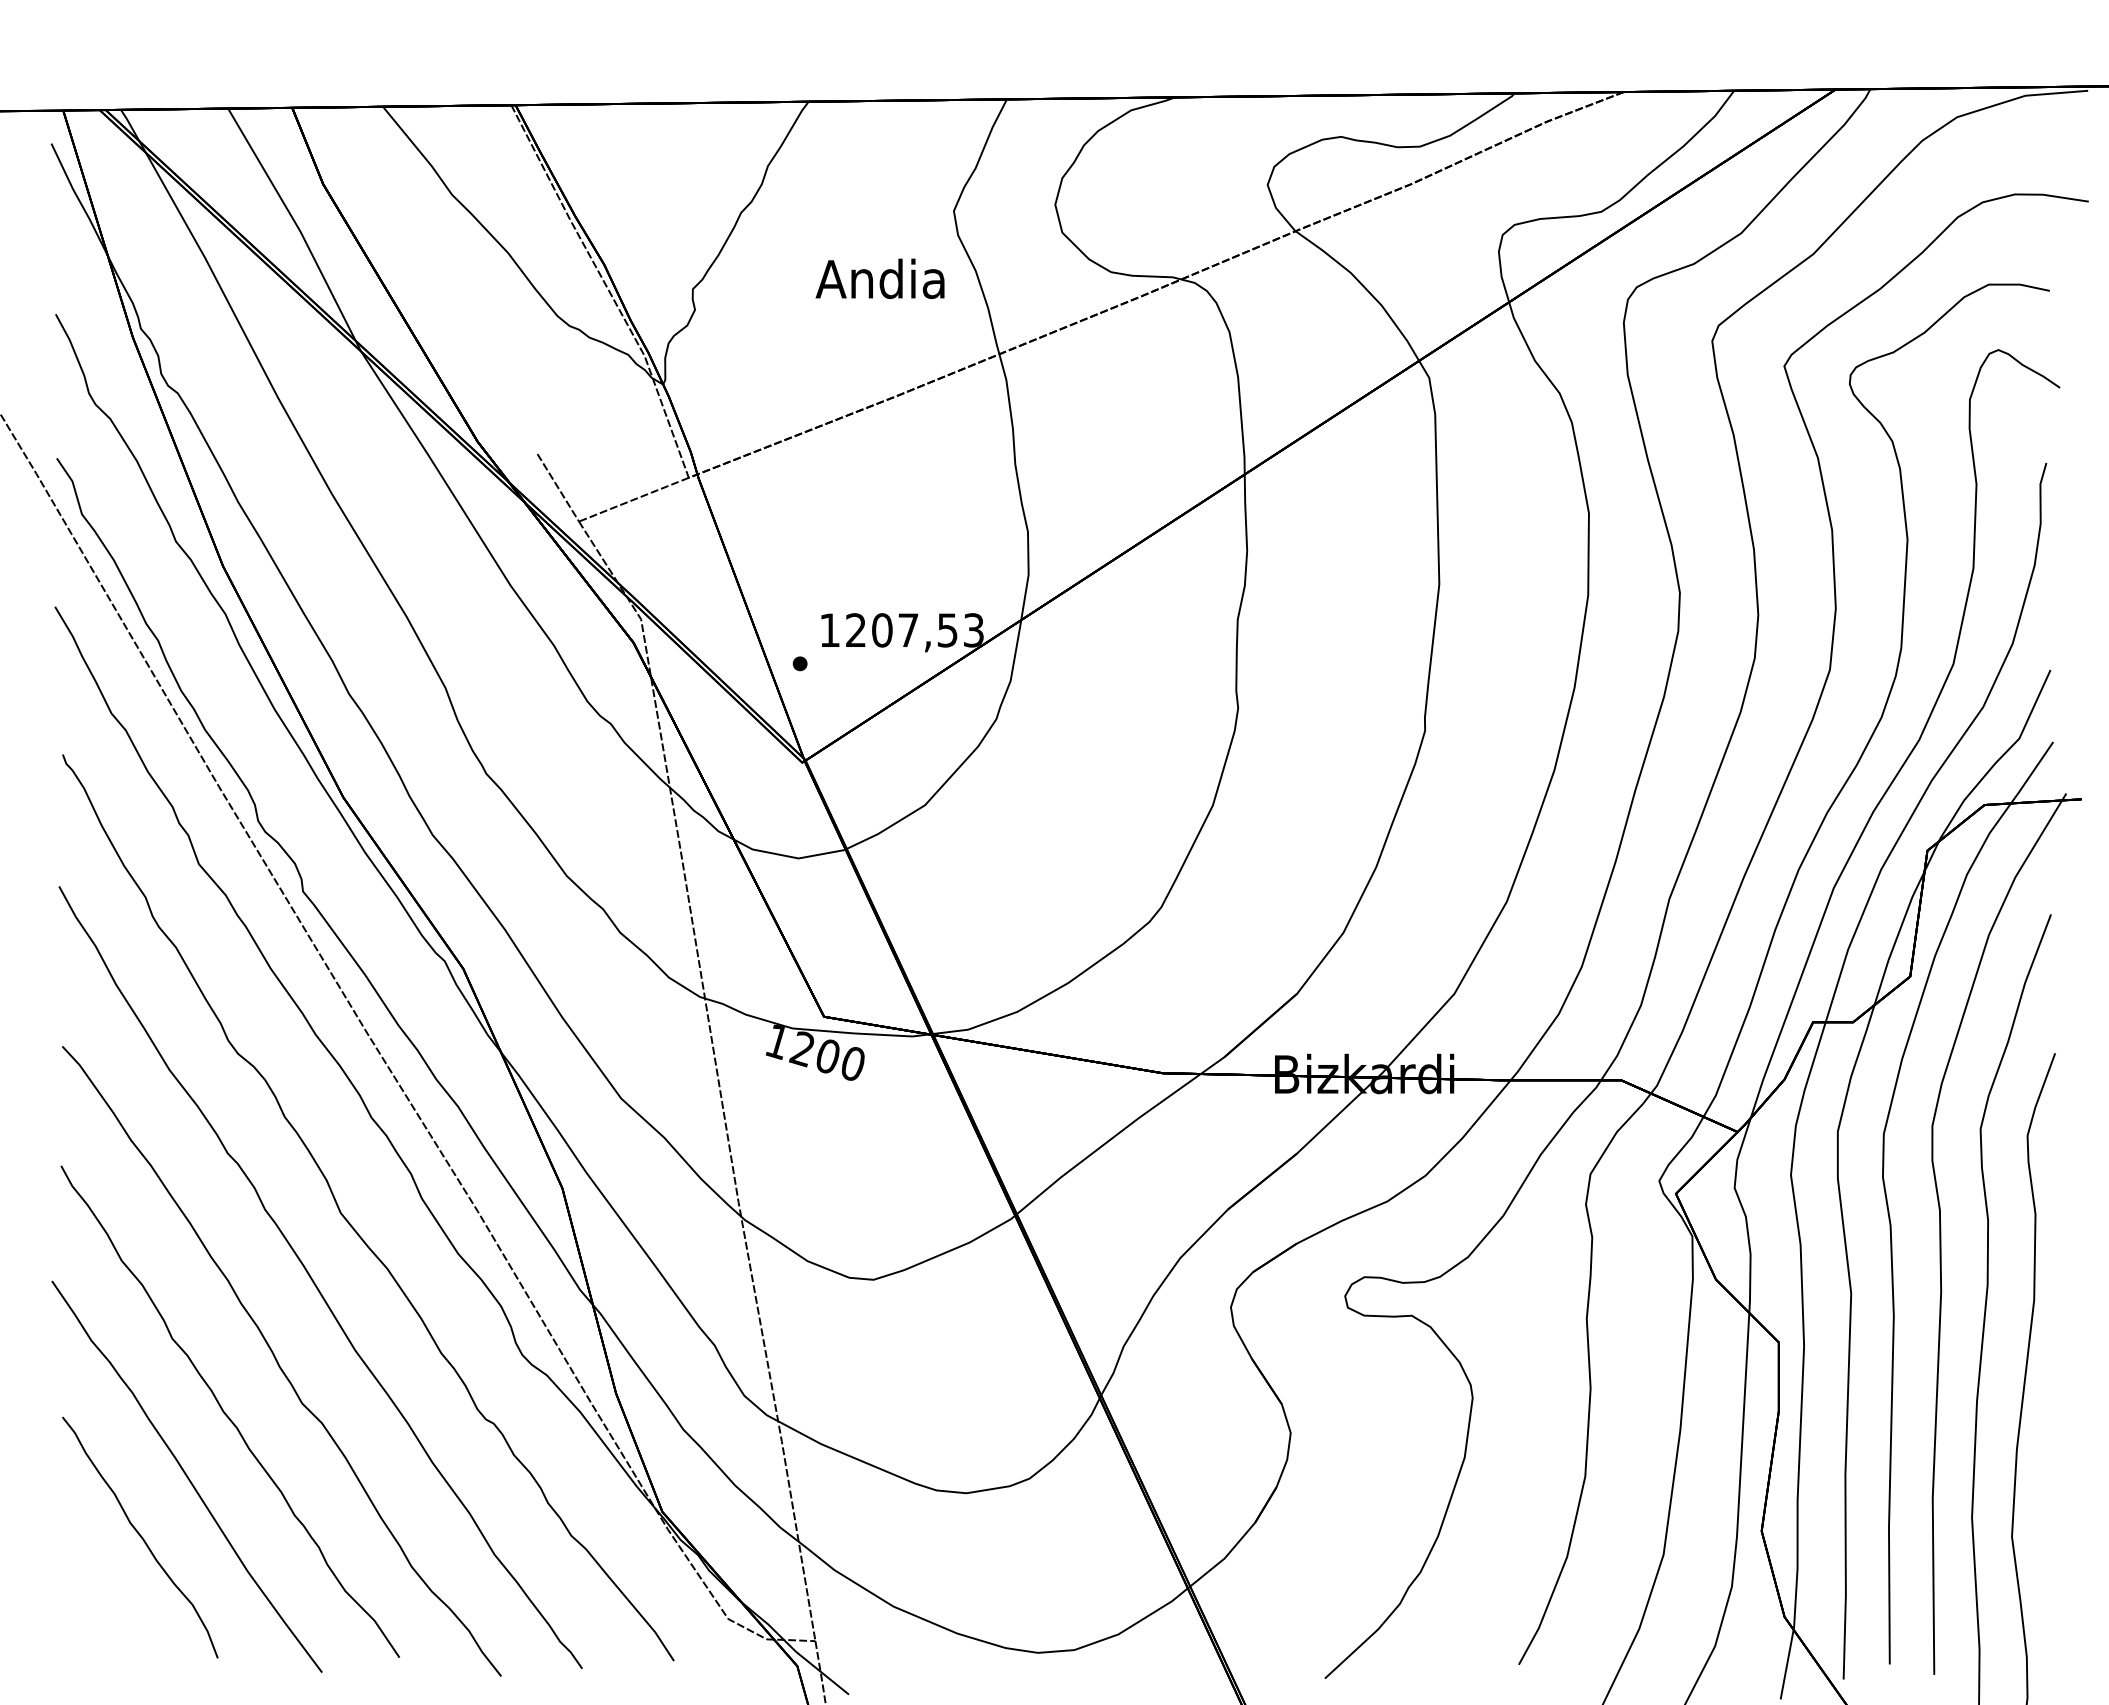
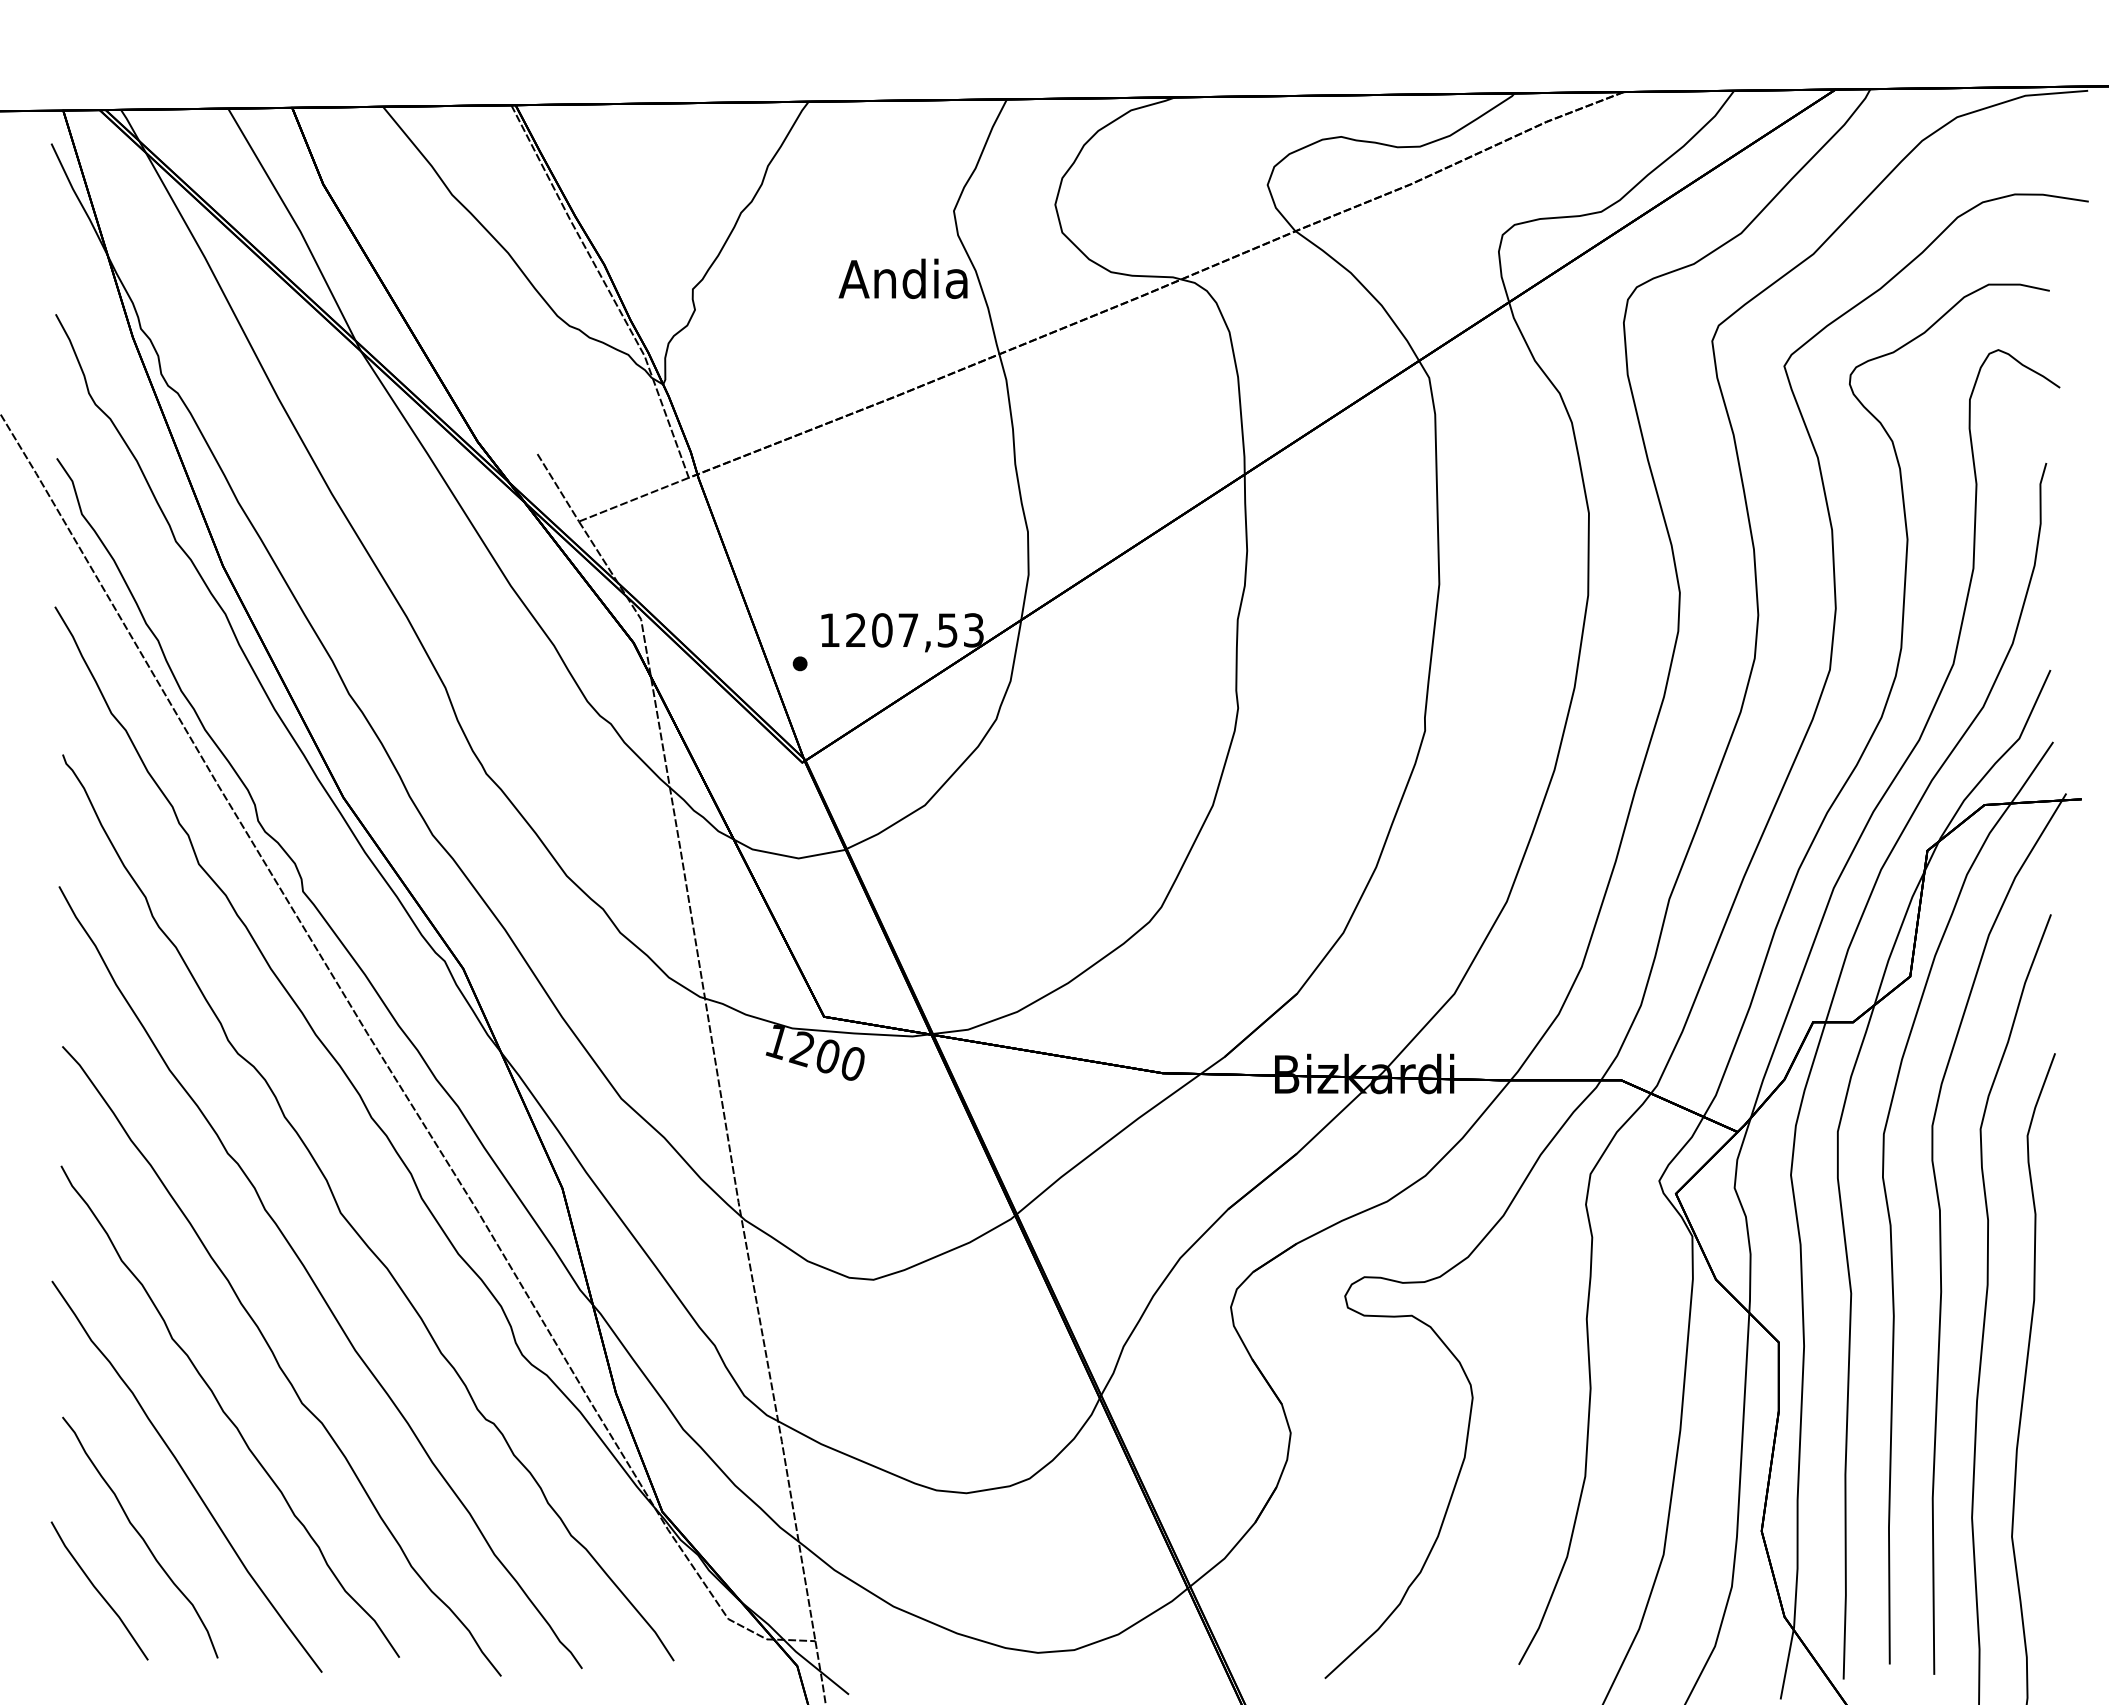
text position: (879, 278) -> (902, 278) (902, 278)
line: none -> present (98, 1590)
